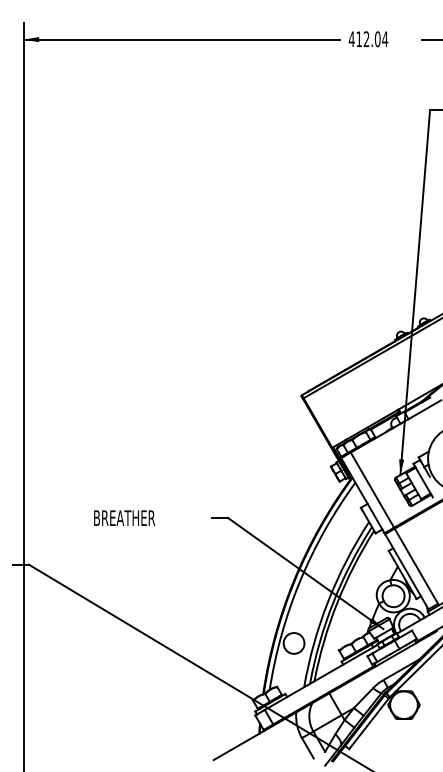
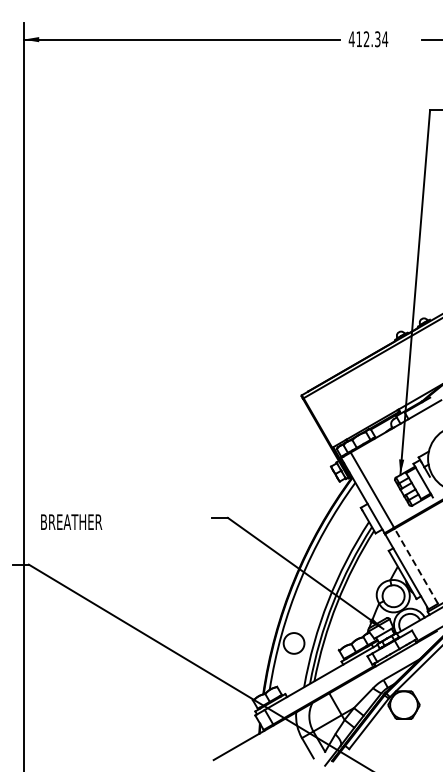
text: 412.04 -> 412.34 (377, 39)
text position: (124, 517) -> (71, 521) (71, 521)
line: solid -> dashed (416, 565)
